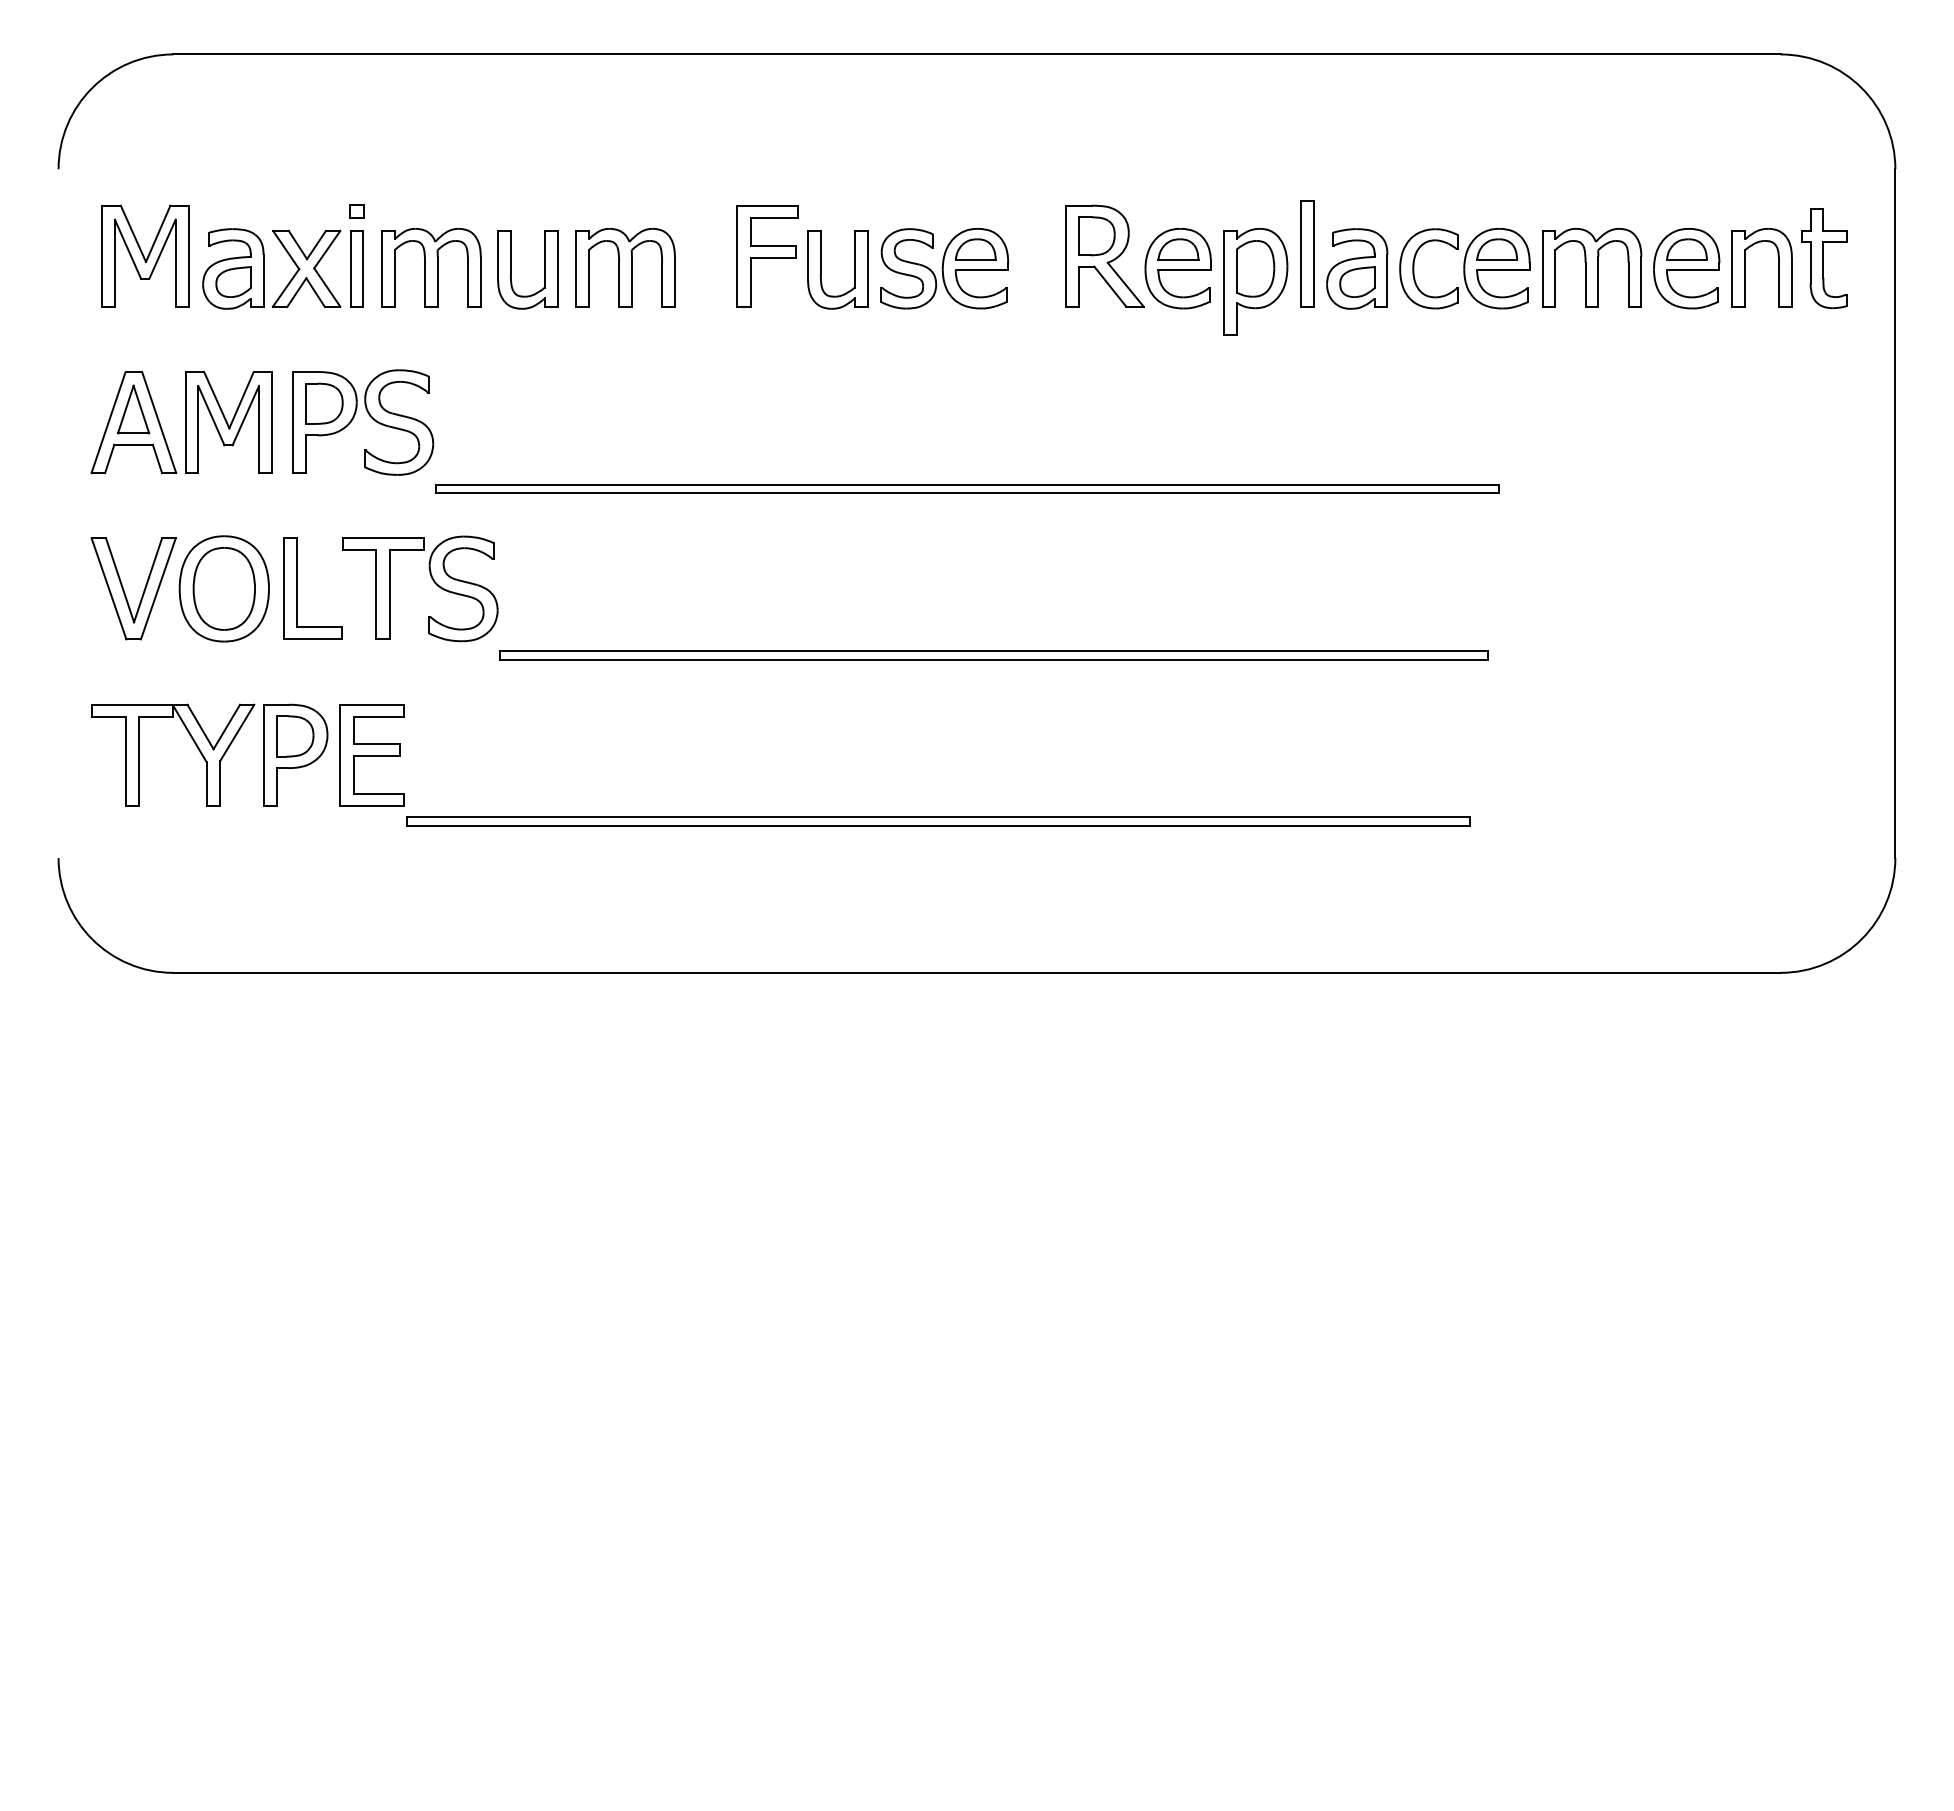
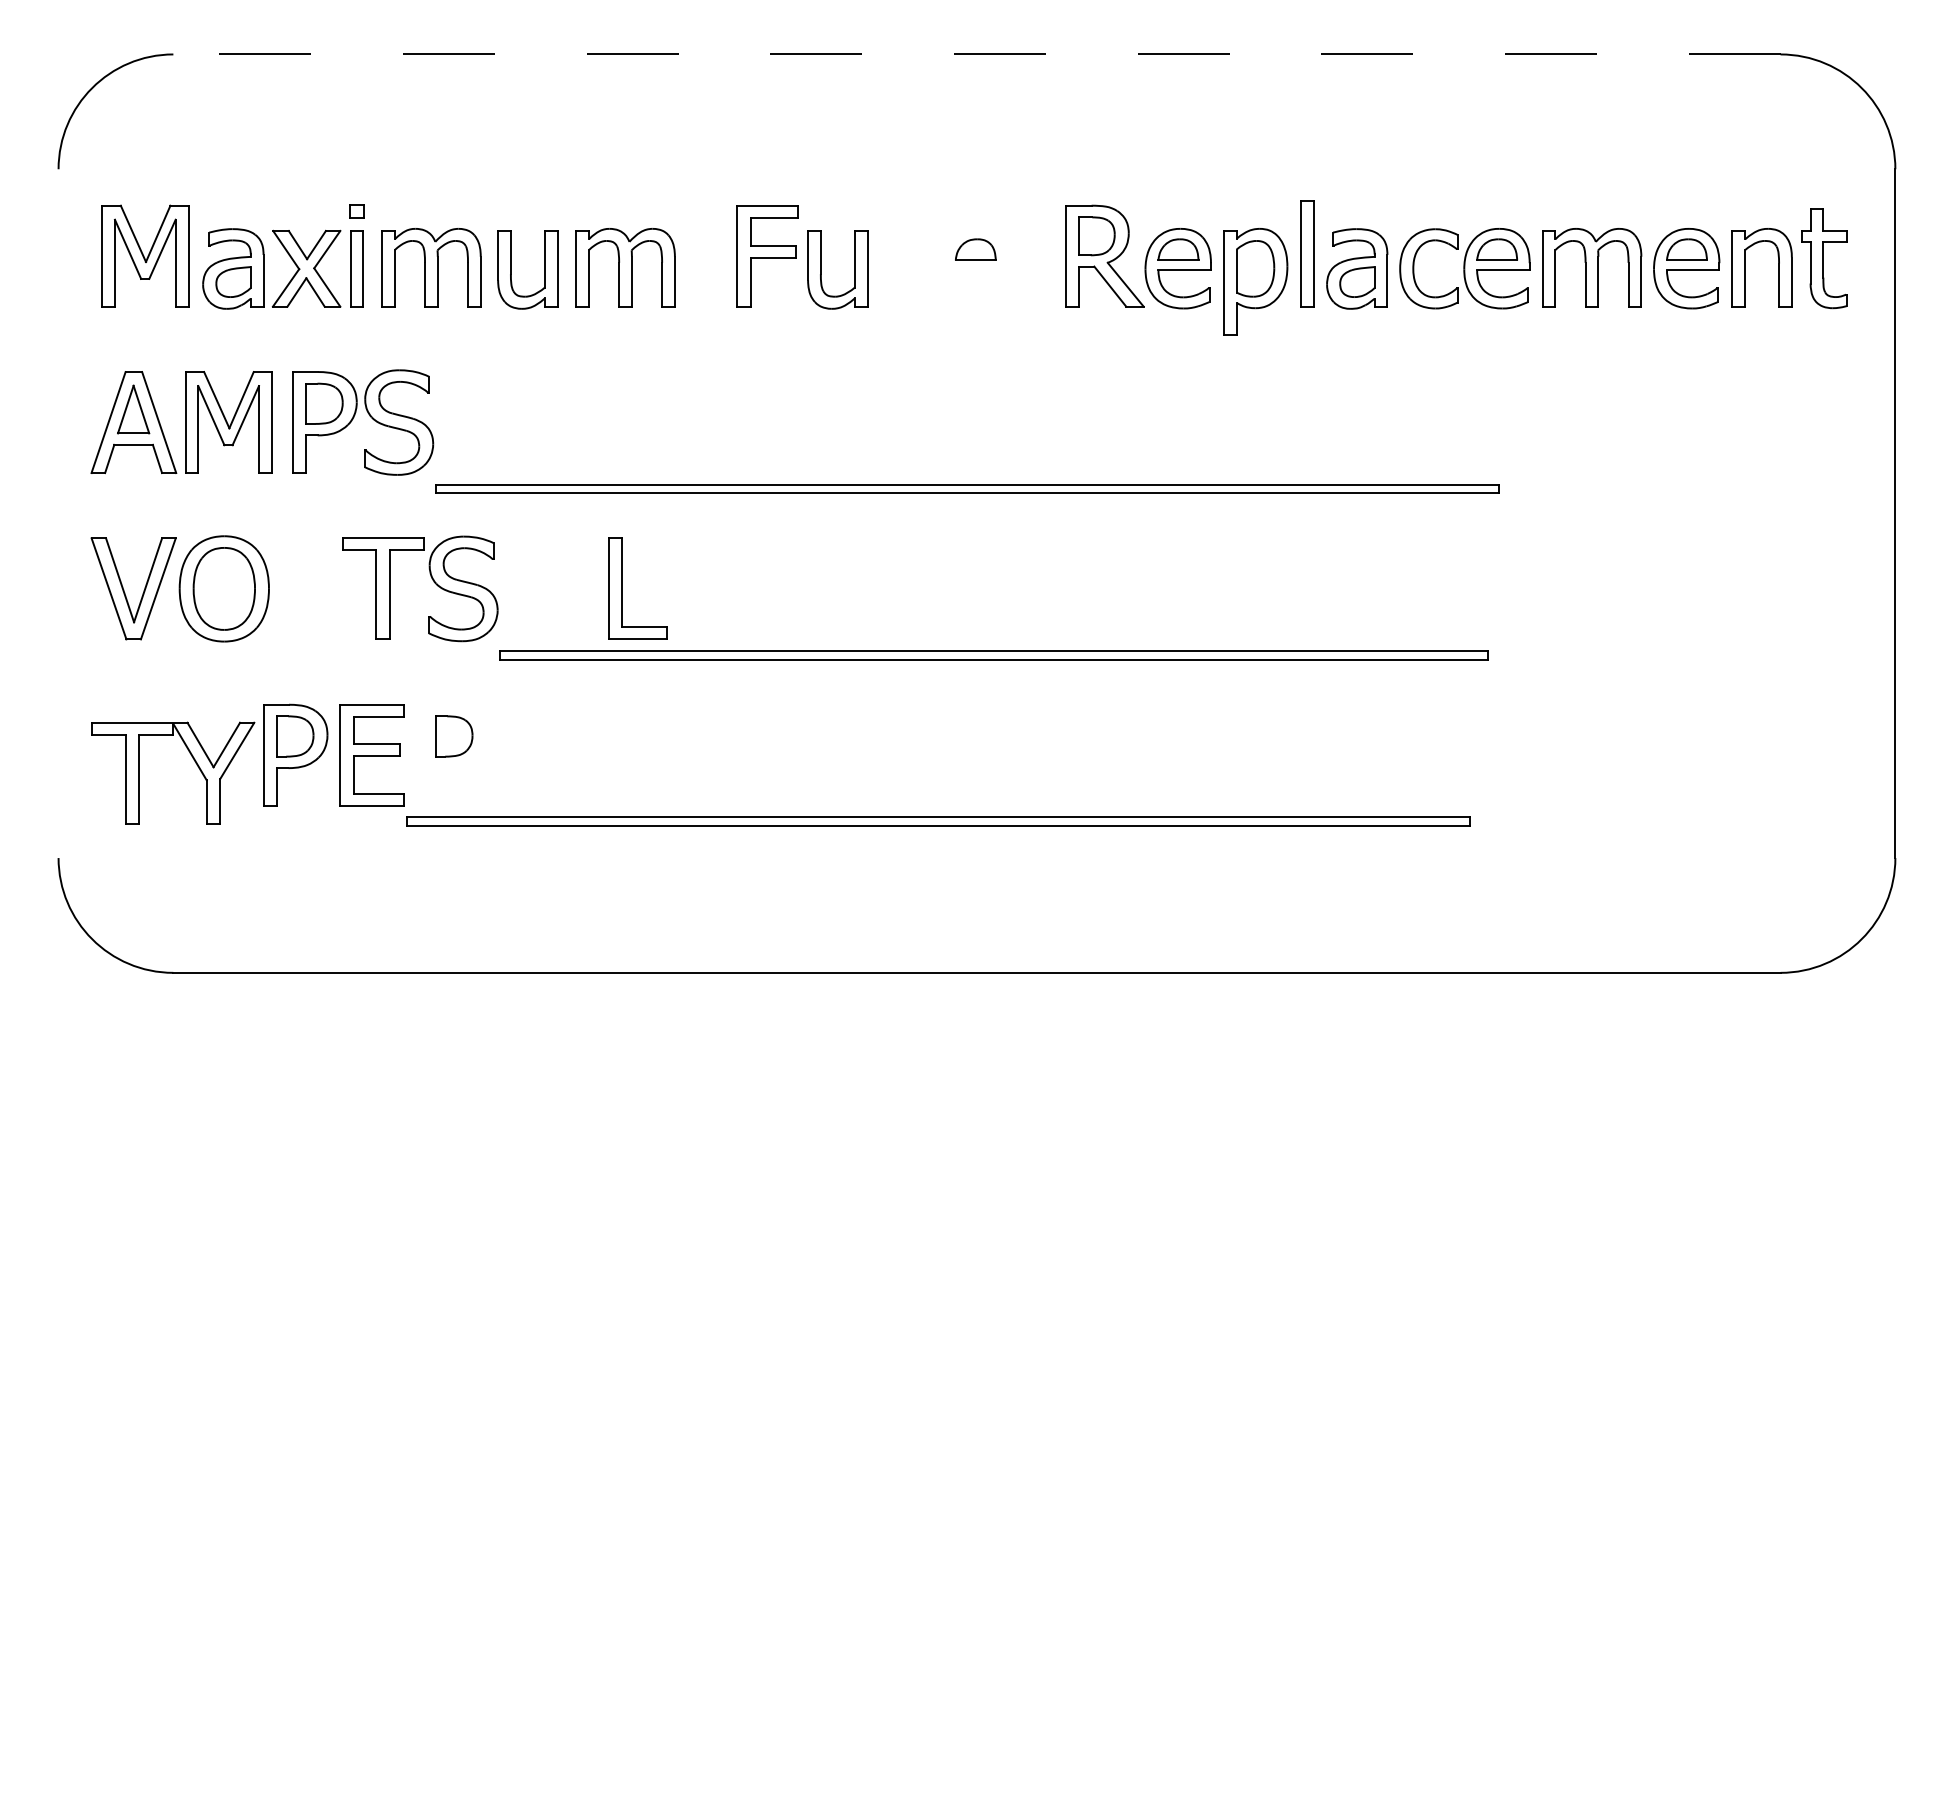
line: solid -> dashed (976, 54)
part: present -> none (944, 268)
part position: (297, 588) -> (622, 588) (622, 588)
part: none -> present (454, 736)
part position: (193, 742) -> (193, 760) (193, 760)
